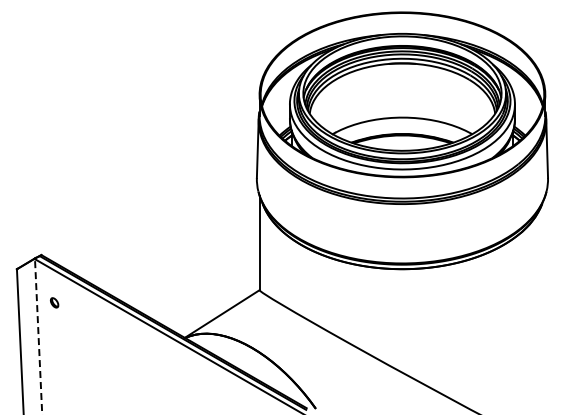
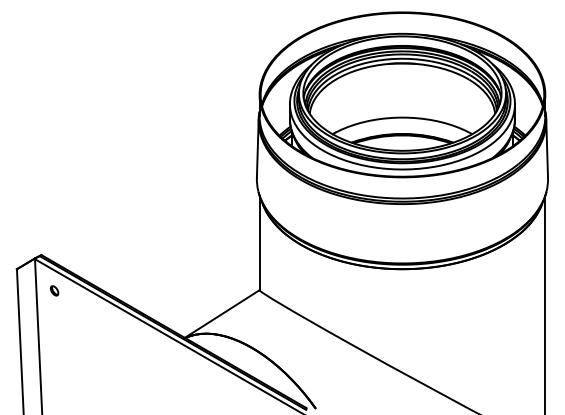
part position: (54, 302) -> (54, 290) (54, 290)
line: none -> present (545, 303)
line: dashed -> solid (38, 337)
